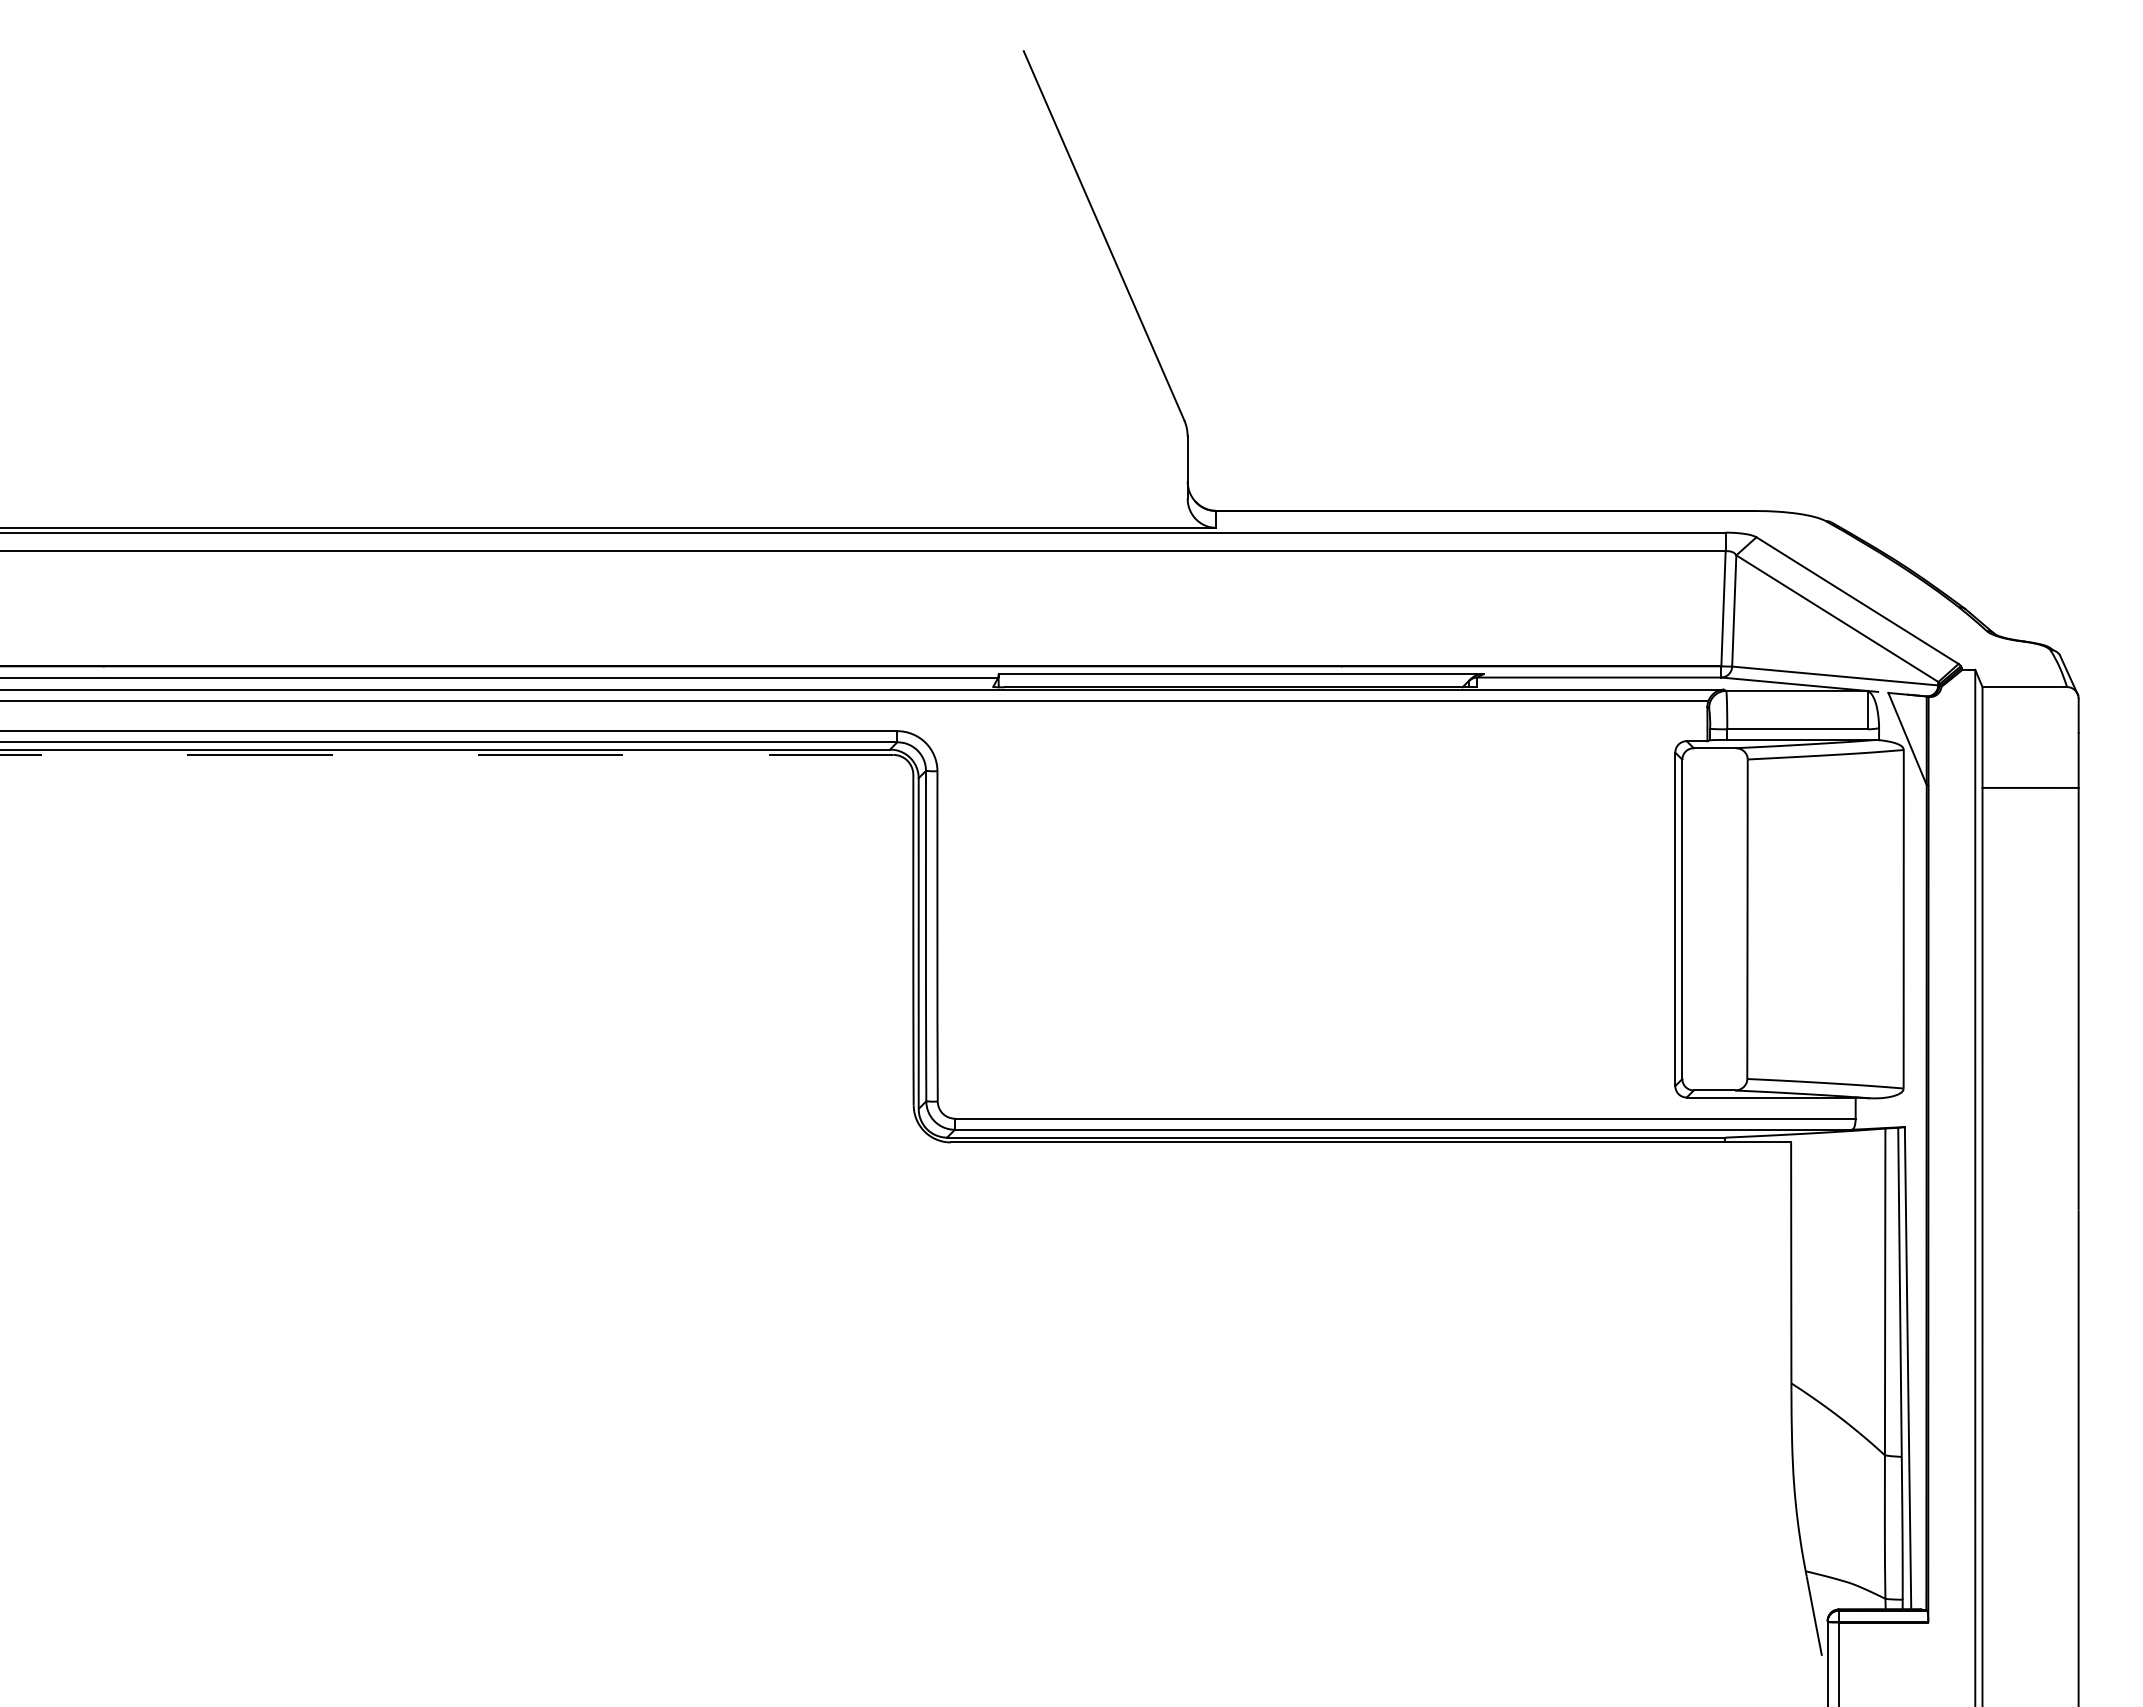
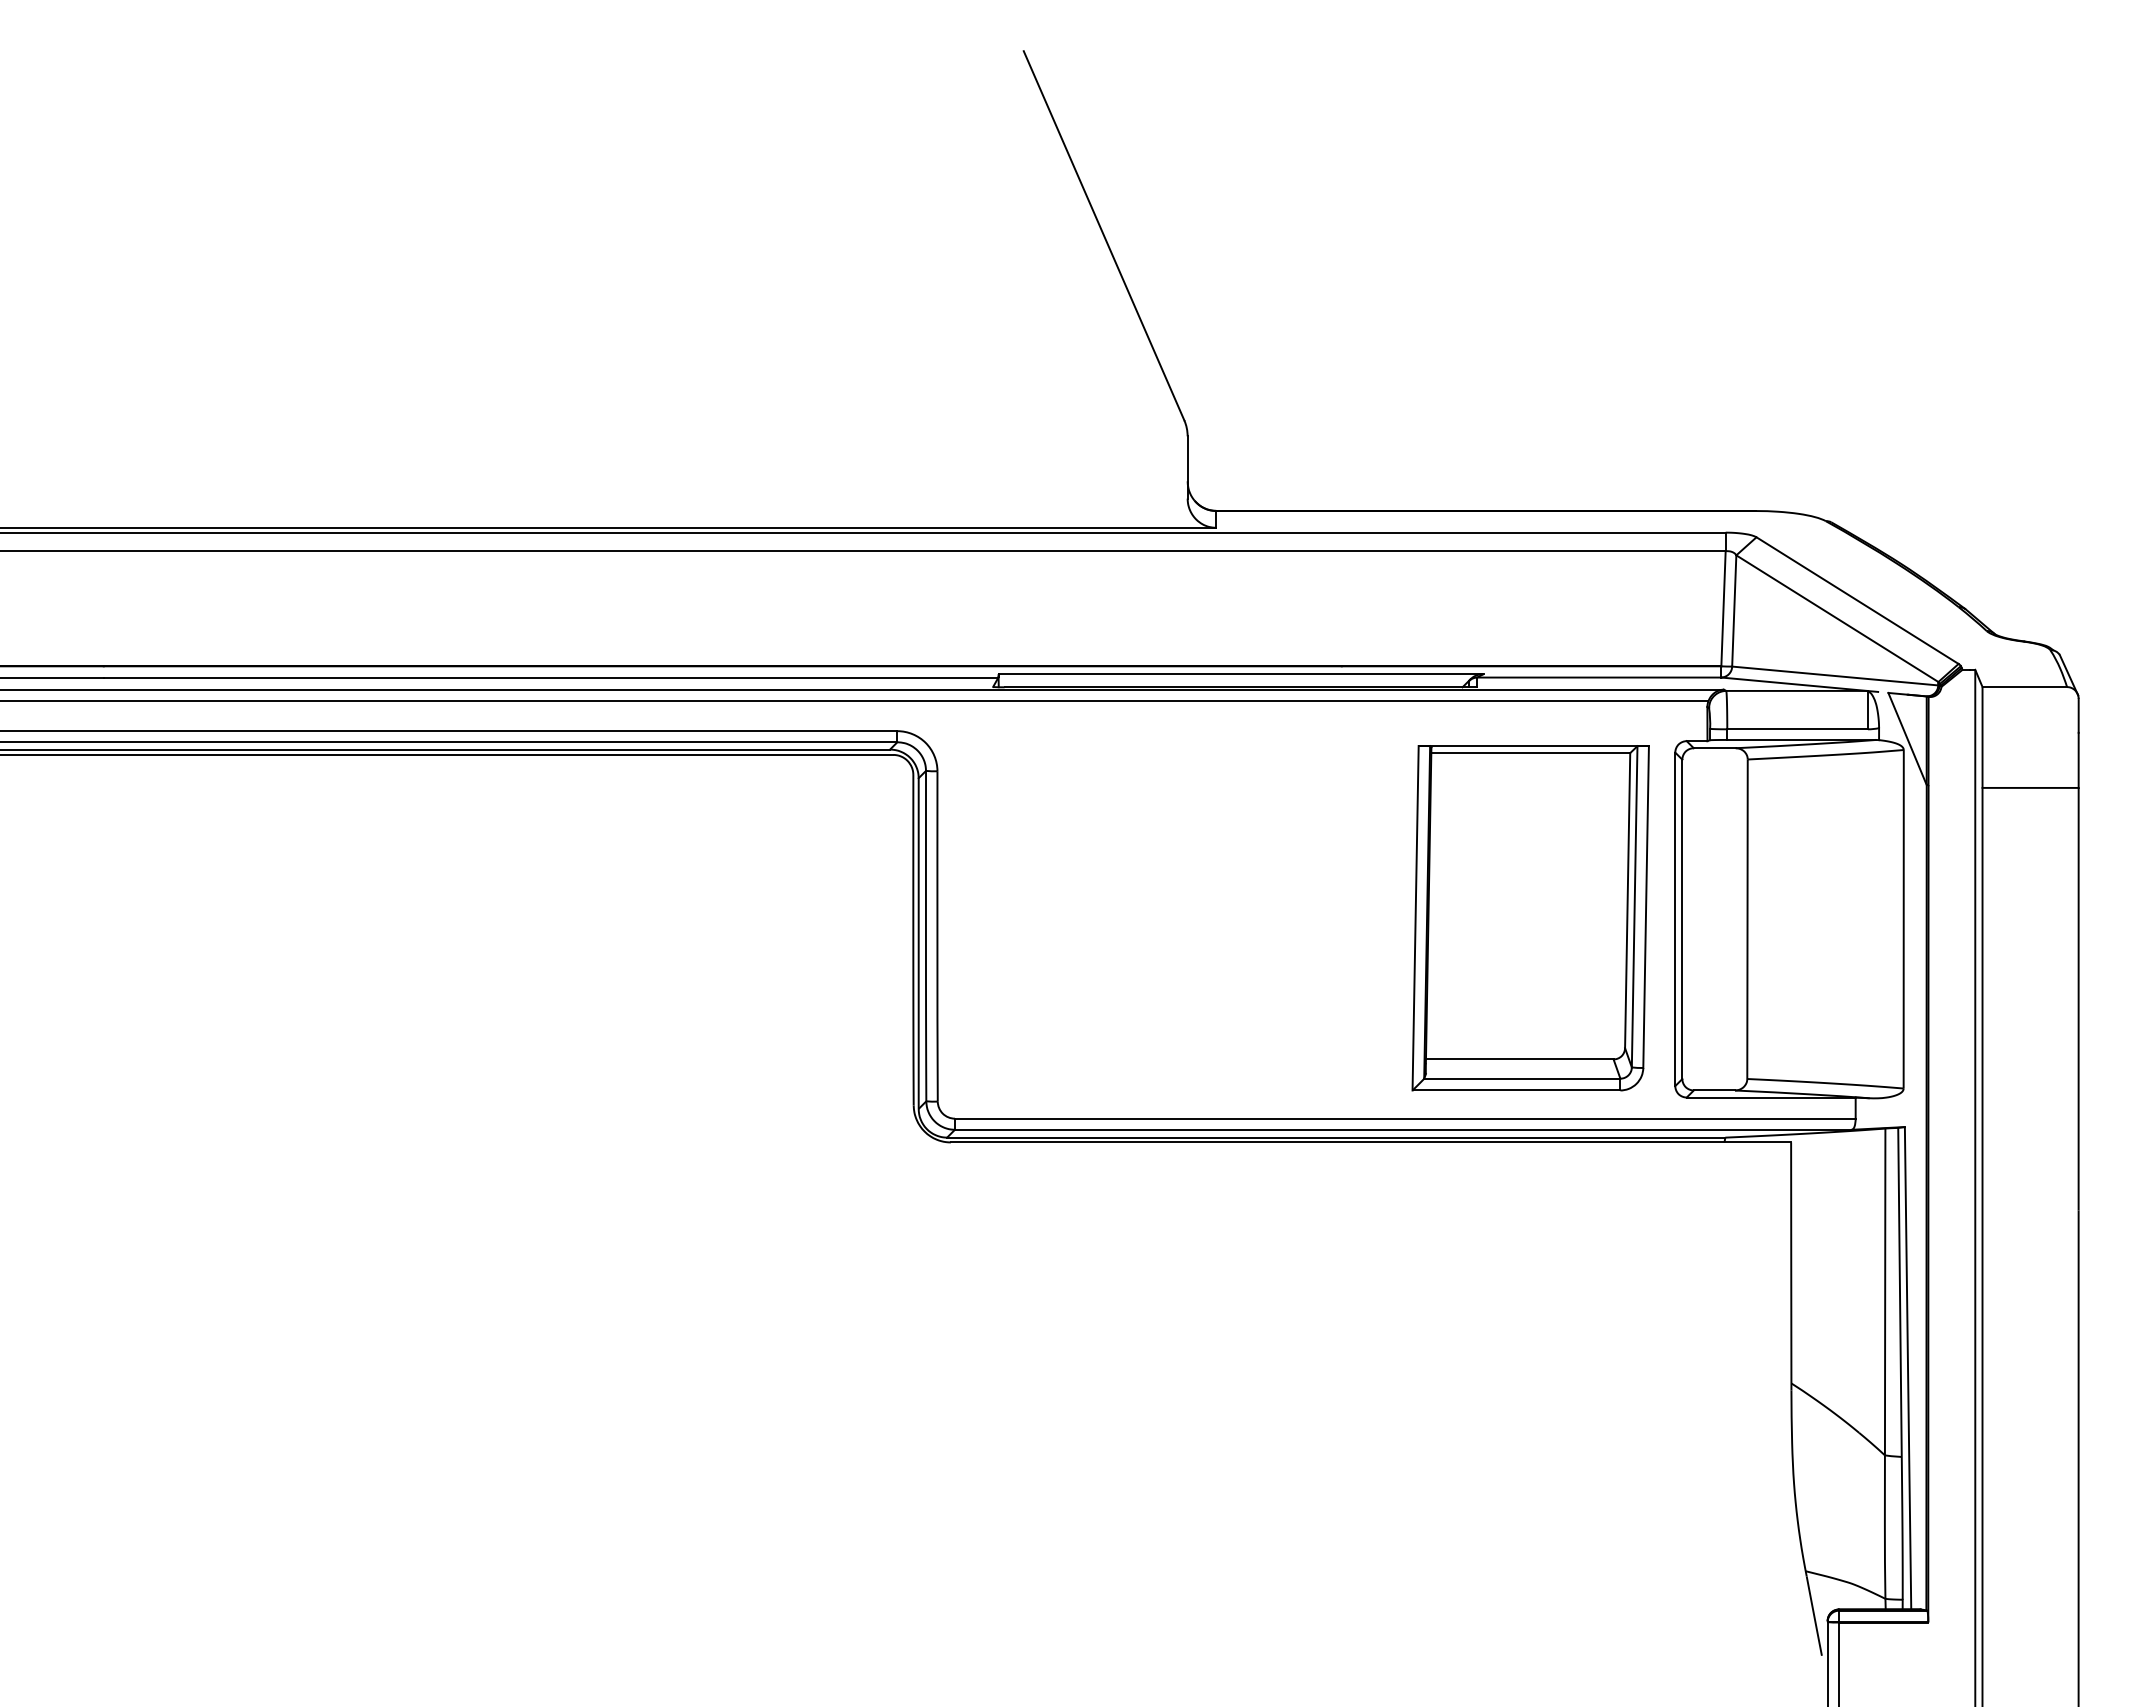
line: dashed -> solid (447, 754)
part: none -> present (1530, 918)
